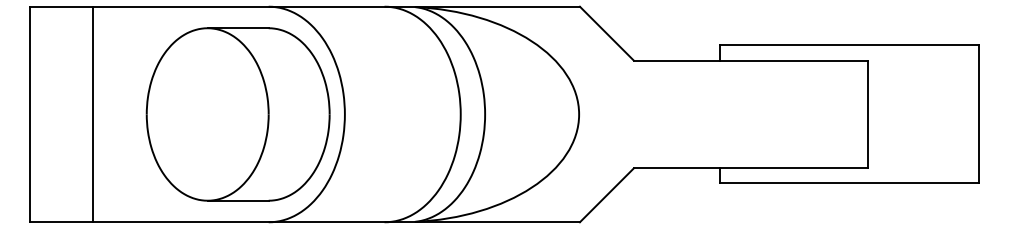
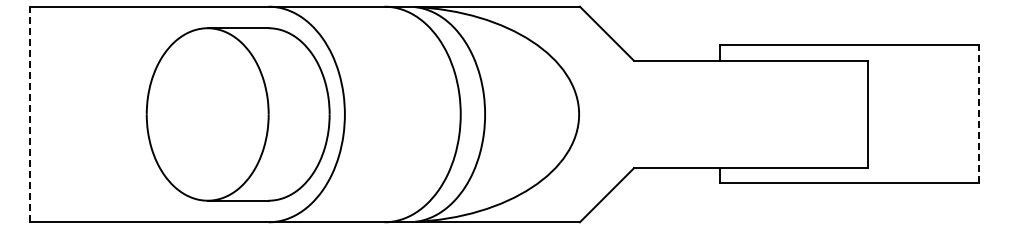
line: solid -> dashed (30, 114)
line: present -> none (93, 114)
line: solid -> dashed (978, 114)
